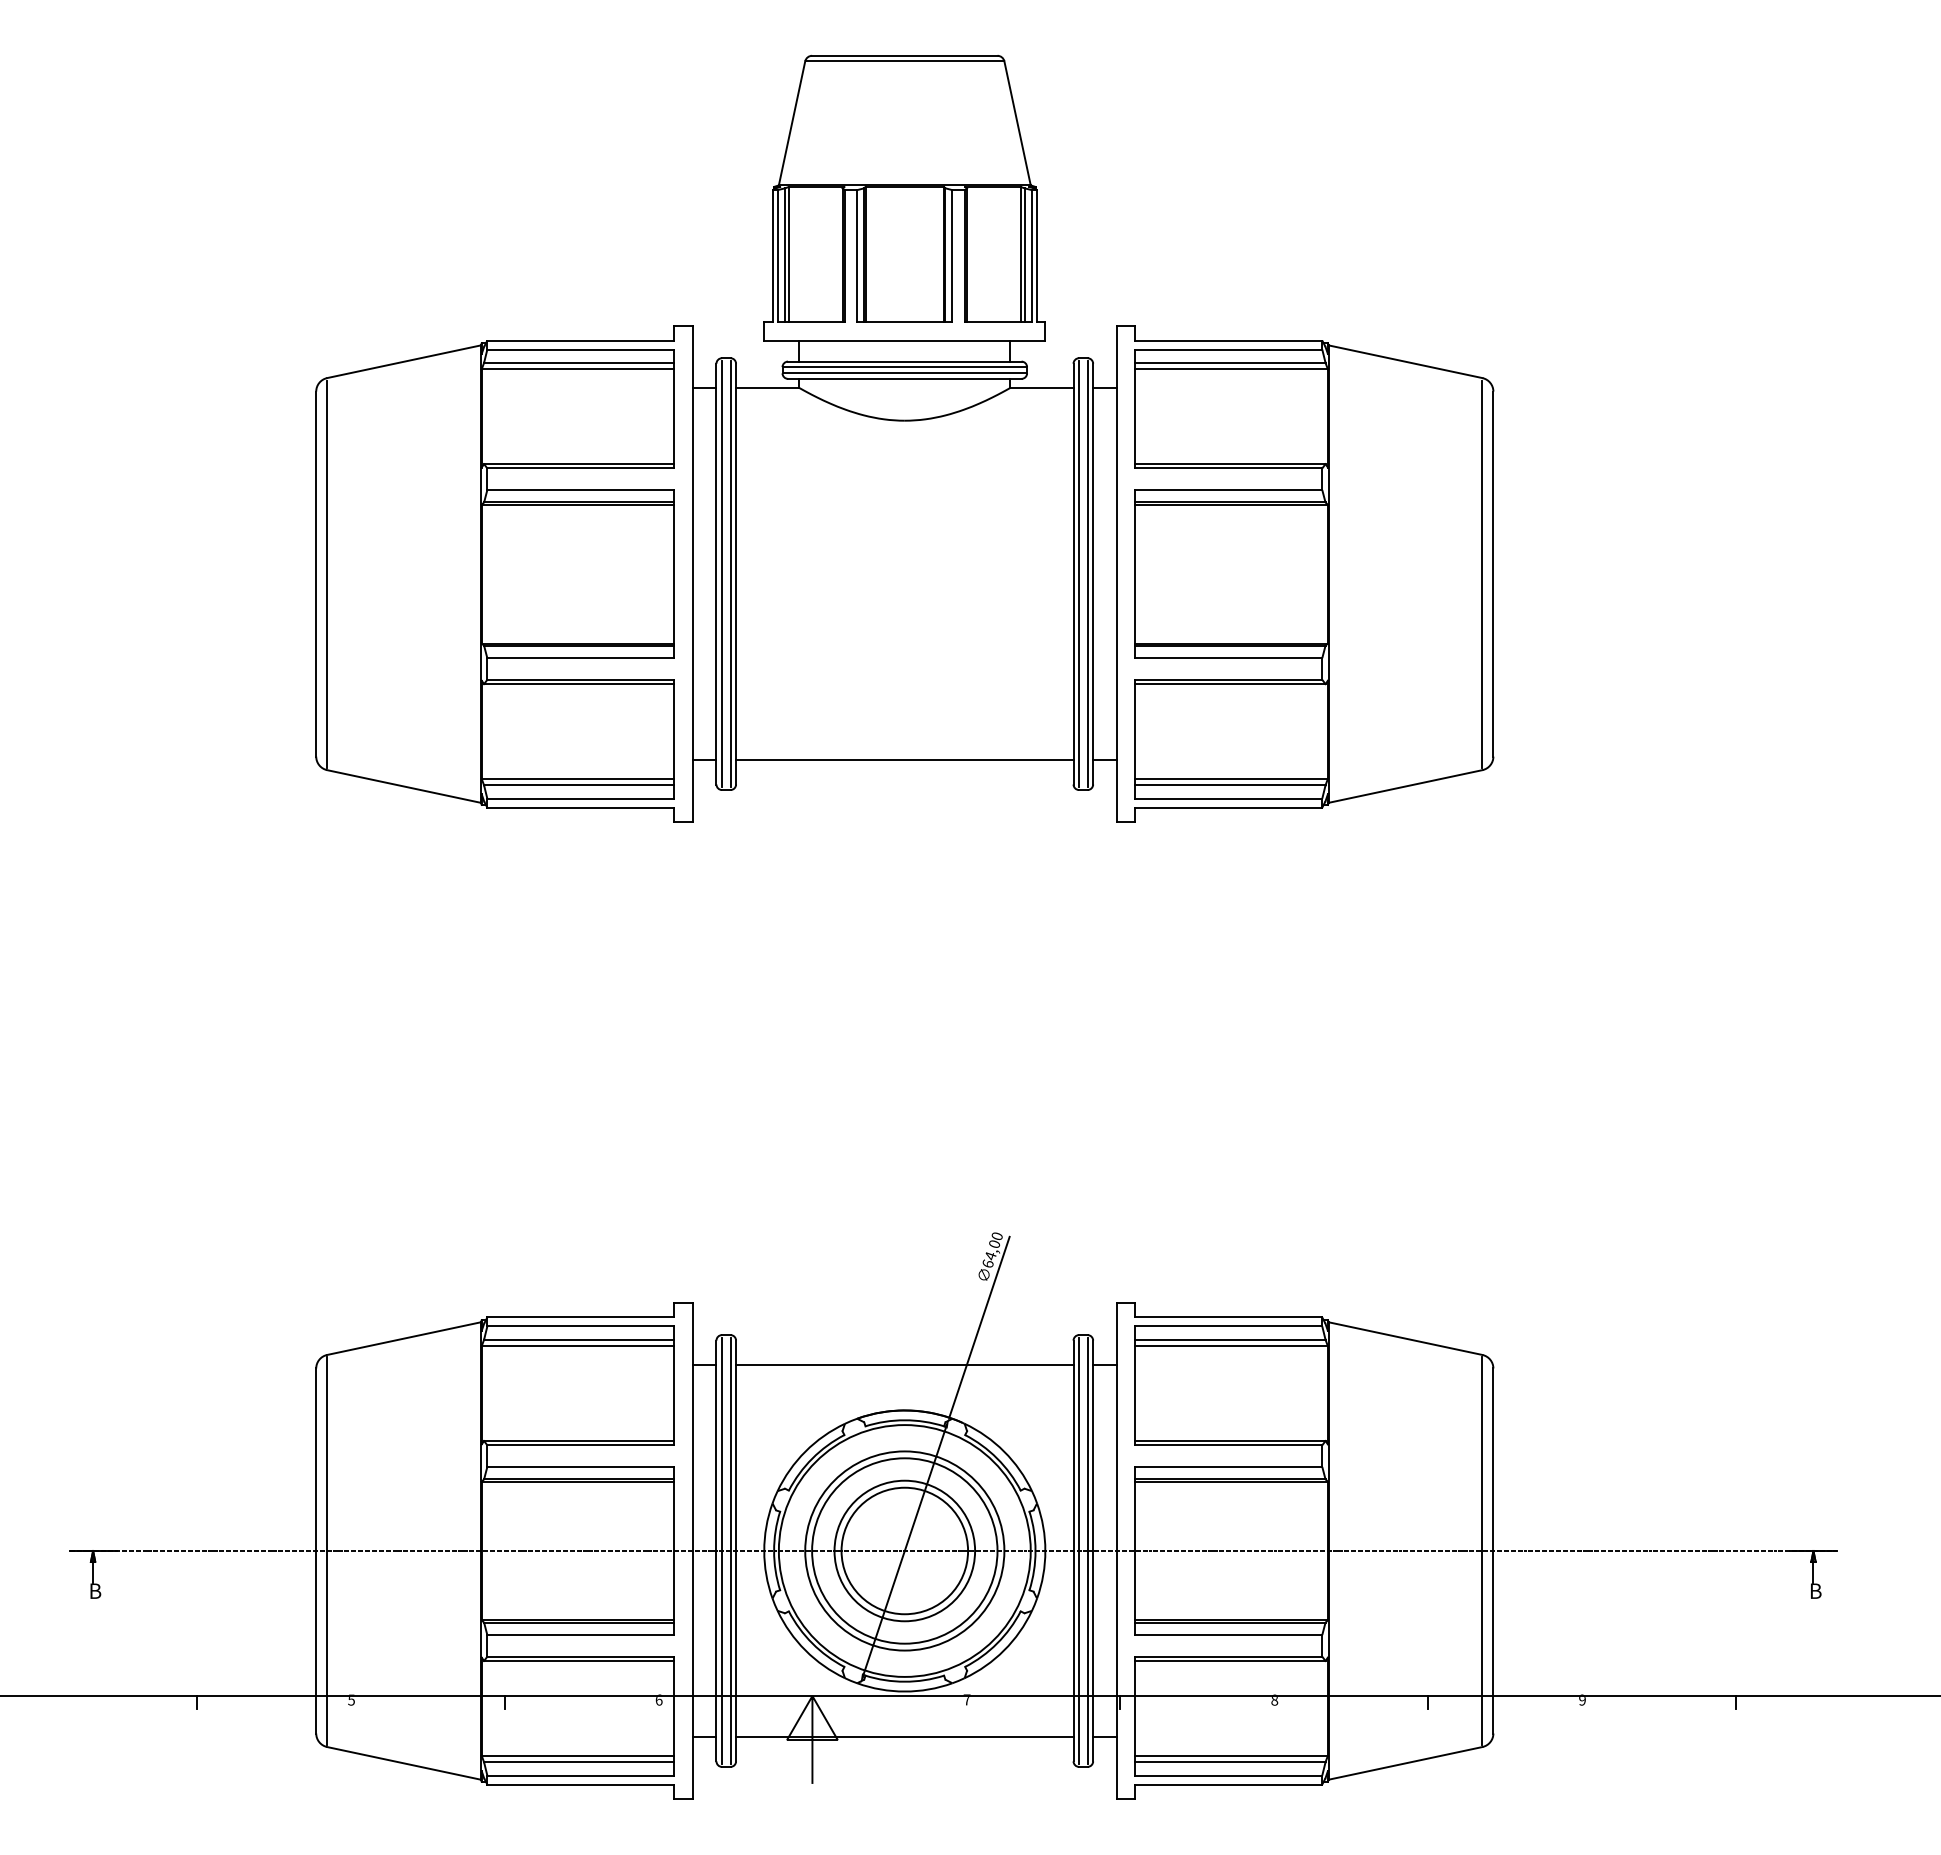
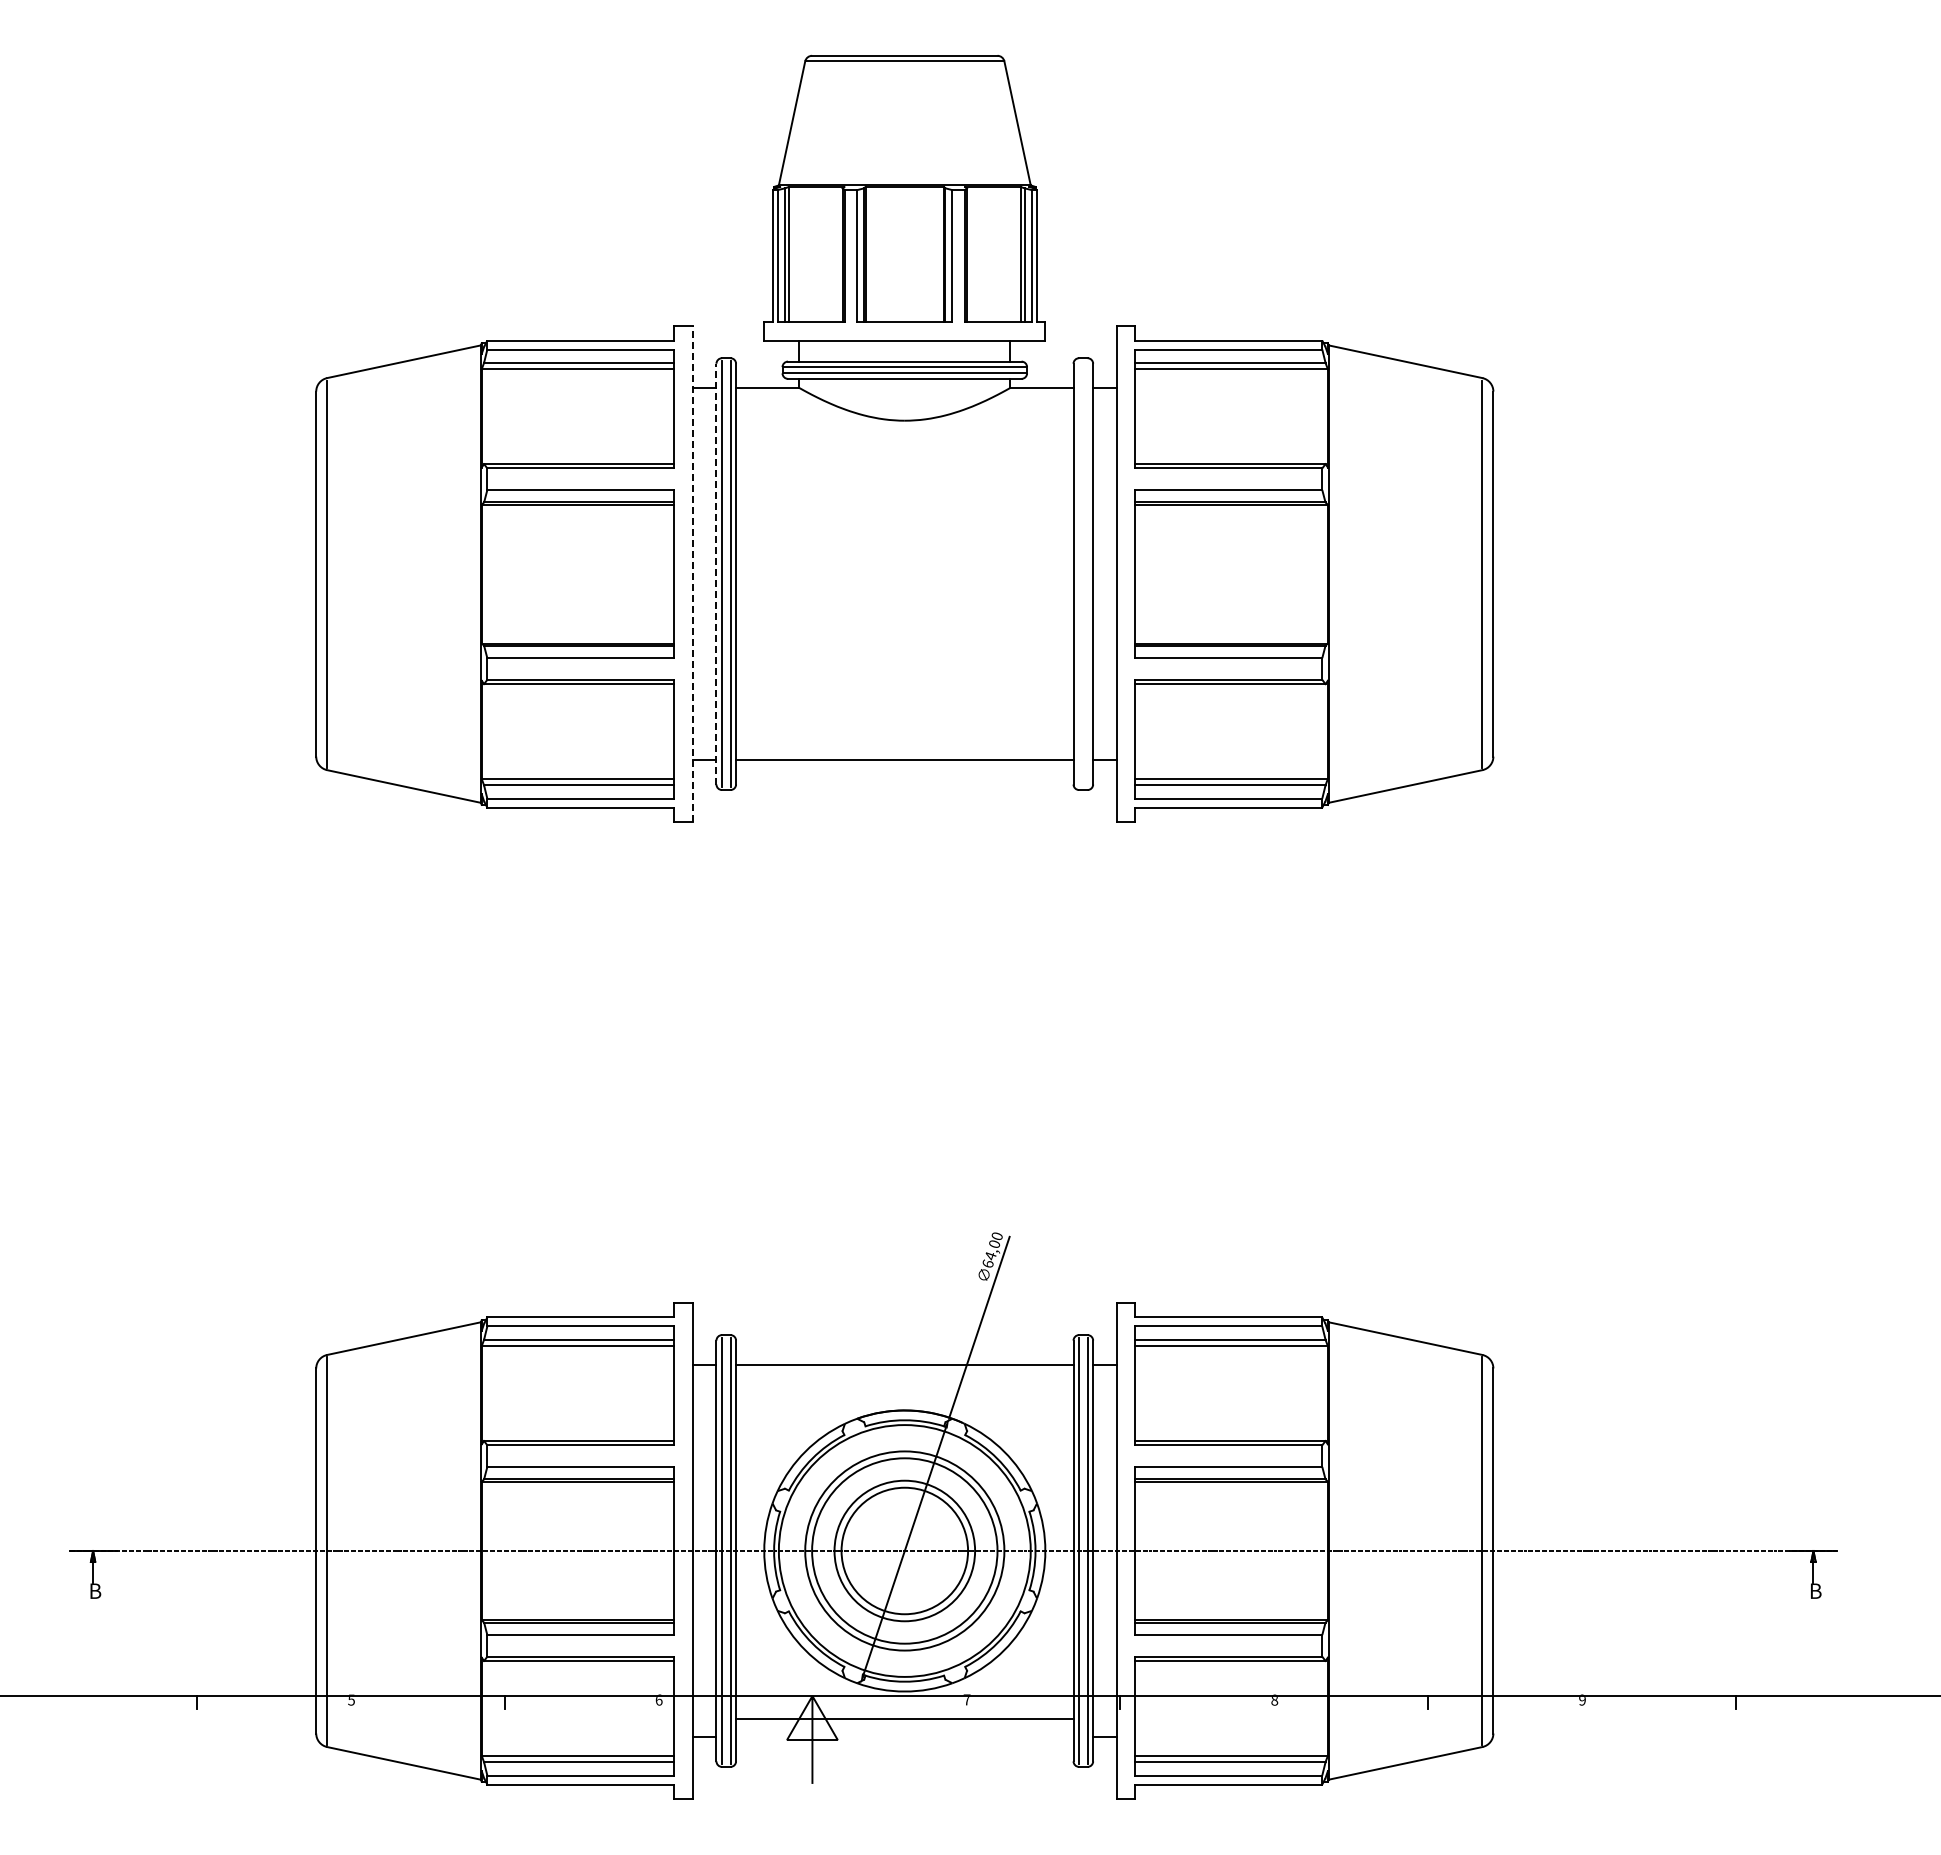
line: solid -> dashed (692, 573)
line: solid -> dashed (716, 573)
line: present -> none (1079, 573)
line: present -> none (1087, 573)
line position: (904, 1737) -> (904, 1719) (904, 1719)
